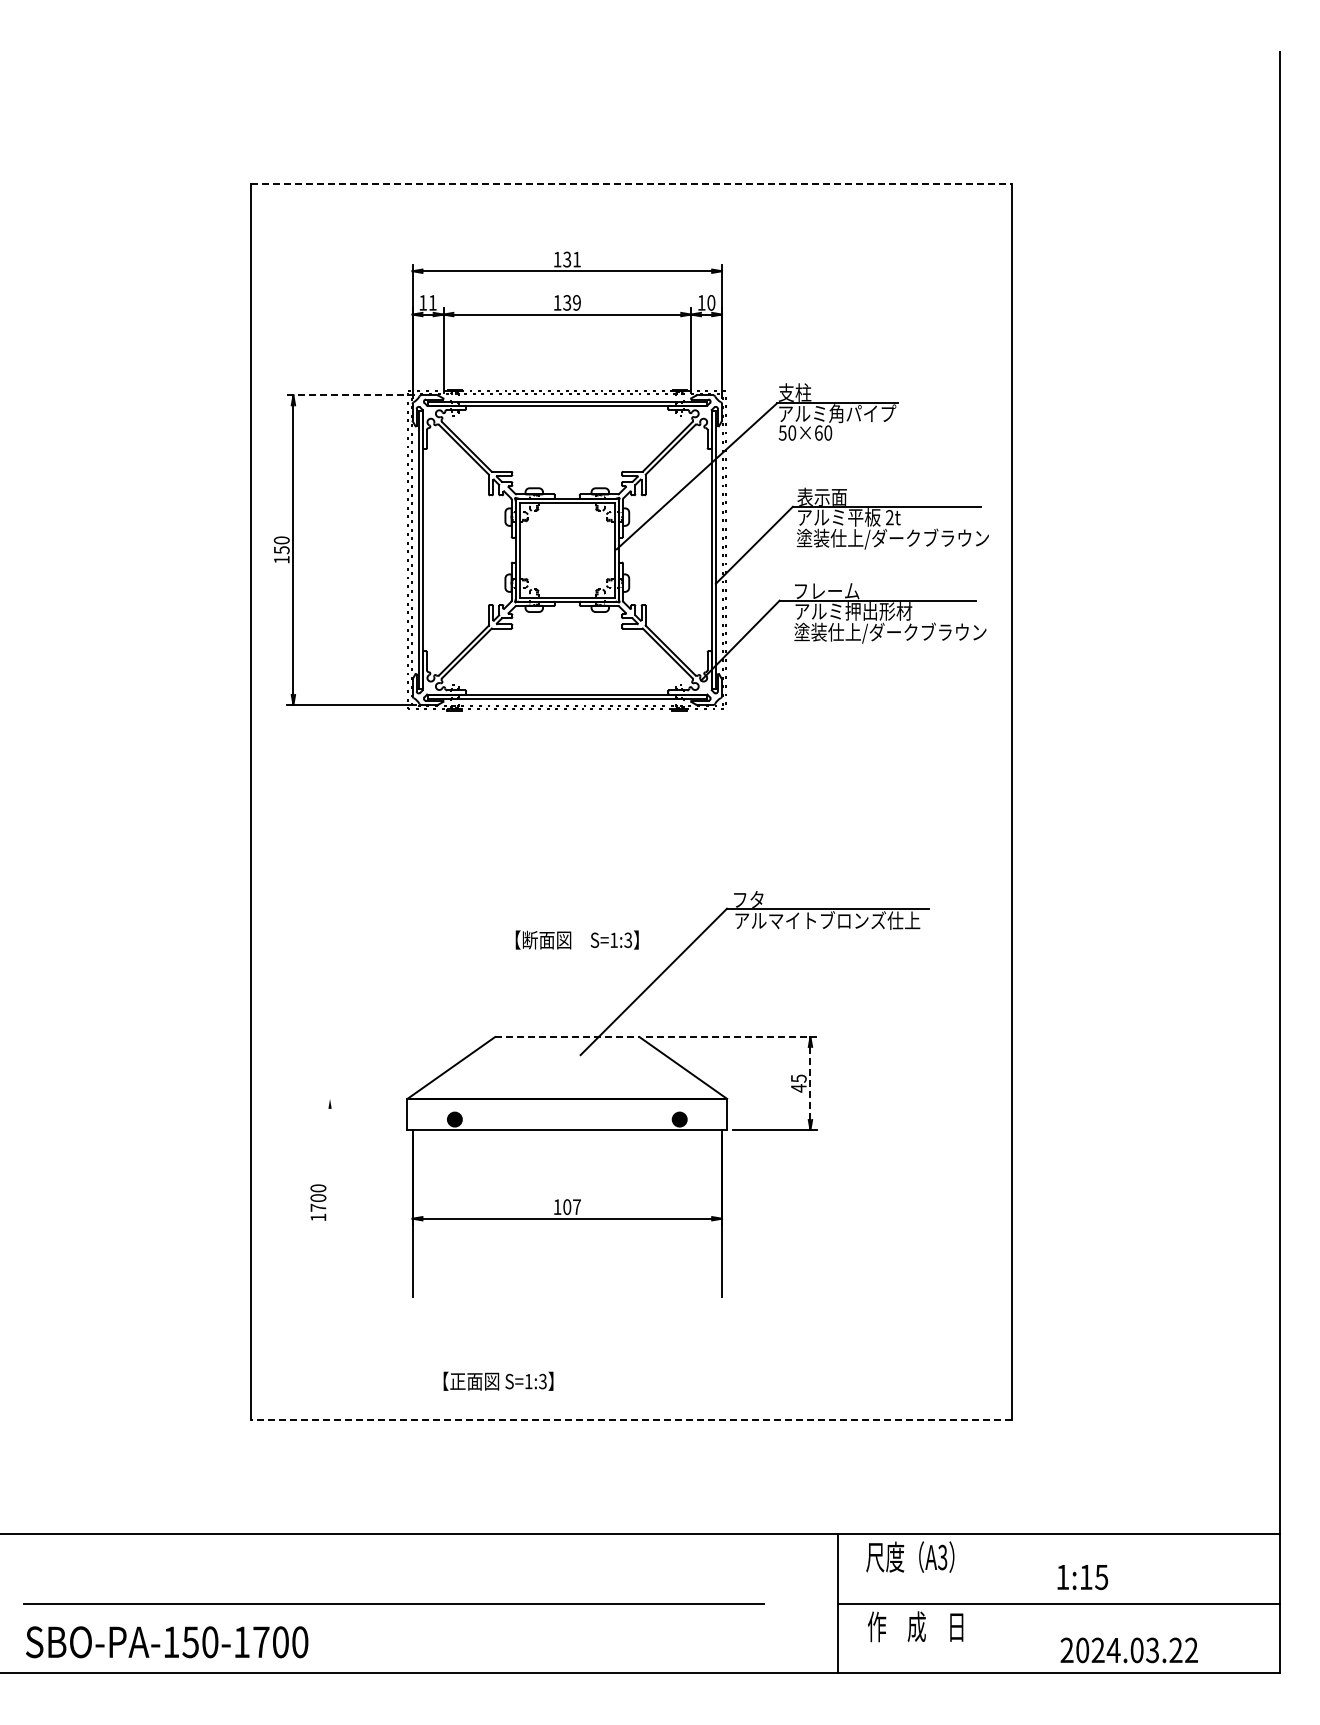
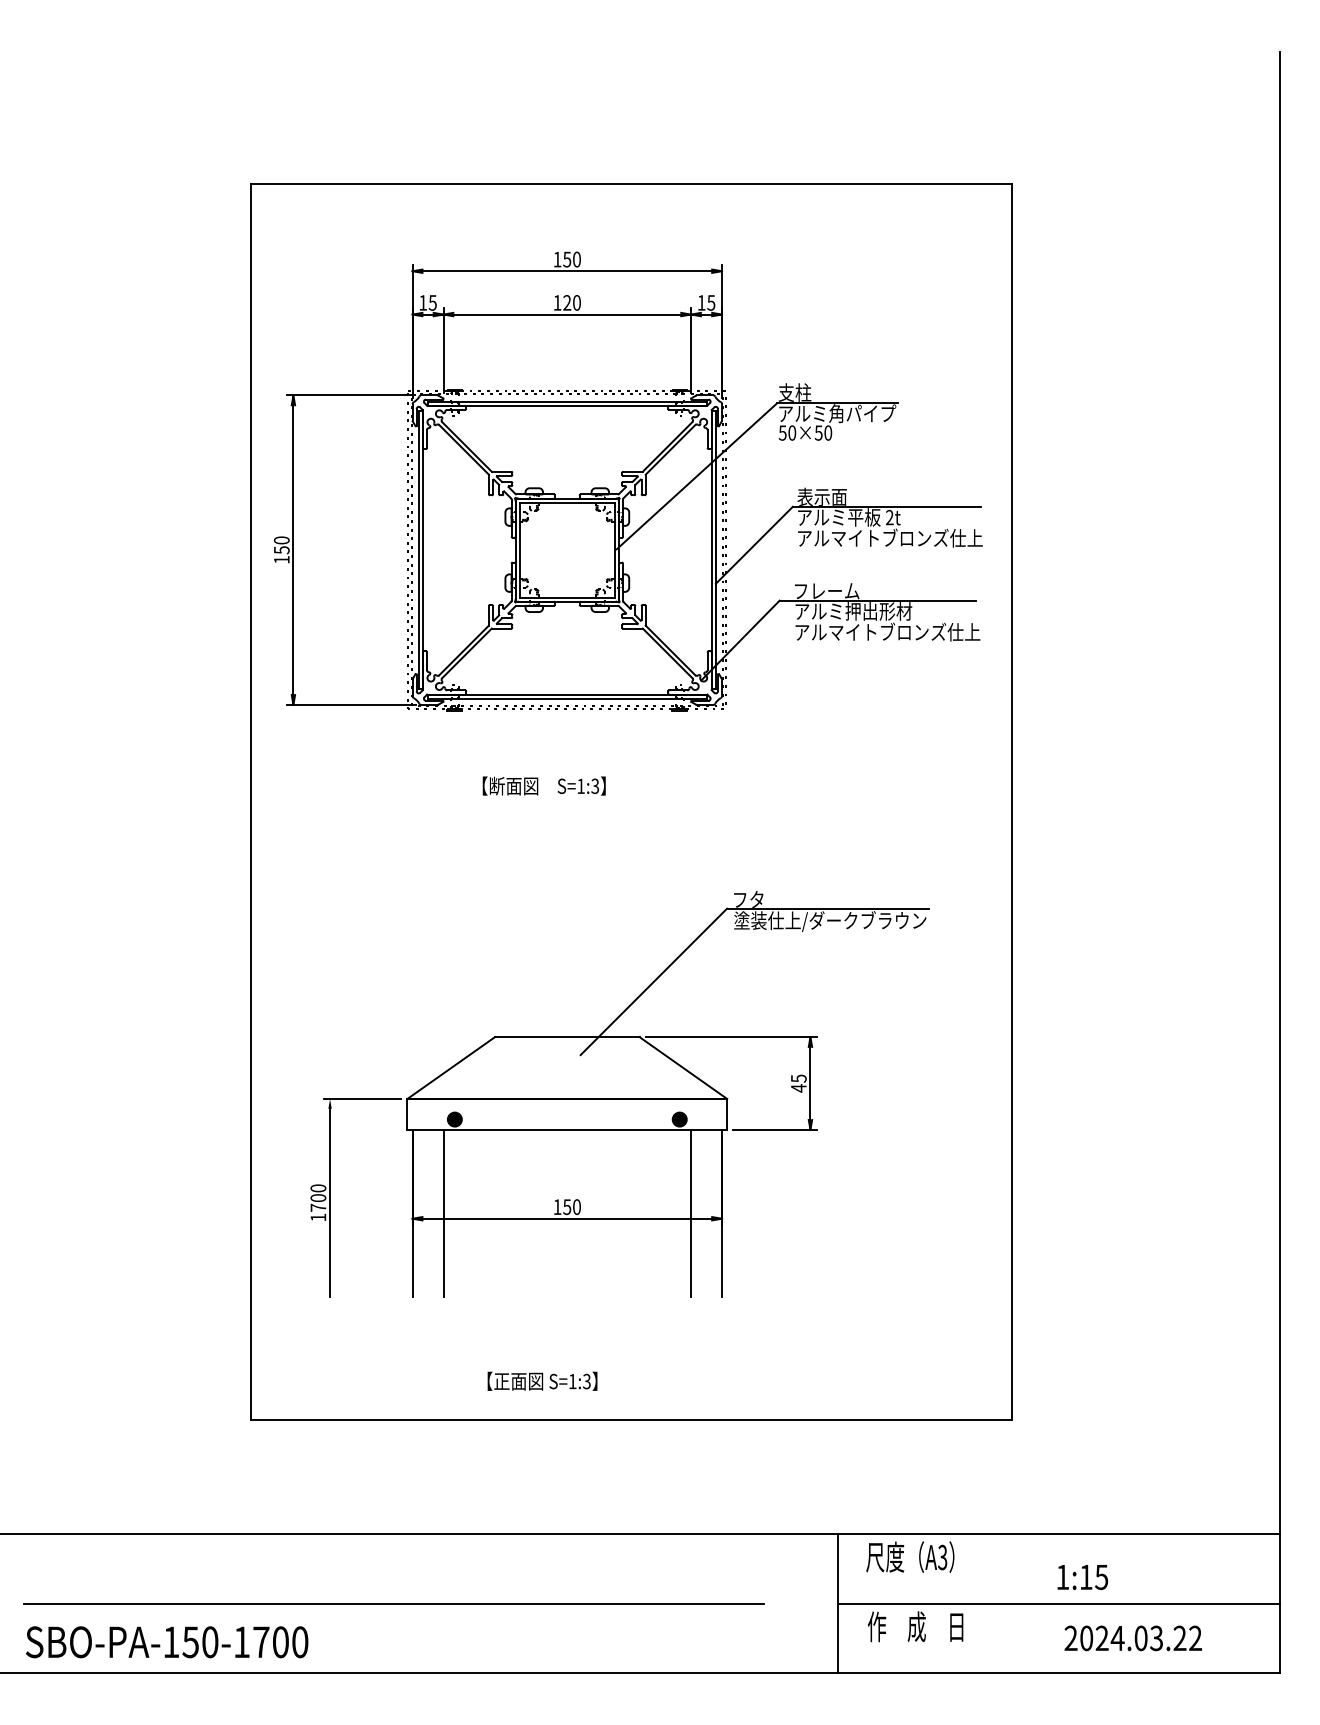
line: dashed -> solid (632, 183)
text: 131 -> 150 (571, 259)
text: 11 -> 15 (432, 302)
text: 139 -> 120 (571, 302)
text: 10 -> 15 (711, 302)
line: dashed -> solid (351, 395)
text: 50×60 -> 50×50 (818, 432)
text: 塗装仕上/ダークブラウン -> アルマイトブロンズ仕上 (892, 538)
text: 塗装仕上/ダークブラウン -> アルマイトブロンズ仕上 (890, 632)
text: アルマイトブロンズ仕上 -> 塗装仕上/ダークブラウン (830, 921)
text position: (576, 939) -> (543, 785) (543, 785)
line: dashed -> solid (567, 1037)
line: dashed -> solid (731, 1037)
line: dashed -> solid (810, 1083)
line: none -> present (362, 1098)
line: none -> present (330, 1202)
text: 107 -> 150 (571, 1207)
line: none -> present (443, 1213)
line: none -> present (691, 1213)
text position: (498, 1380) -> (542, 1380) (542, 1380)
line: dashed -> solid (631, 1419)
text position: (1128, 1650) -> (1132, 1638) (1132, 1638)
